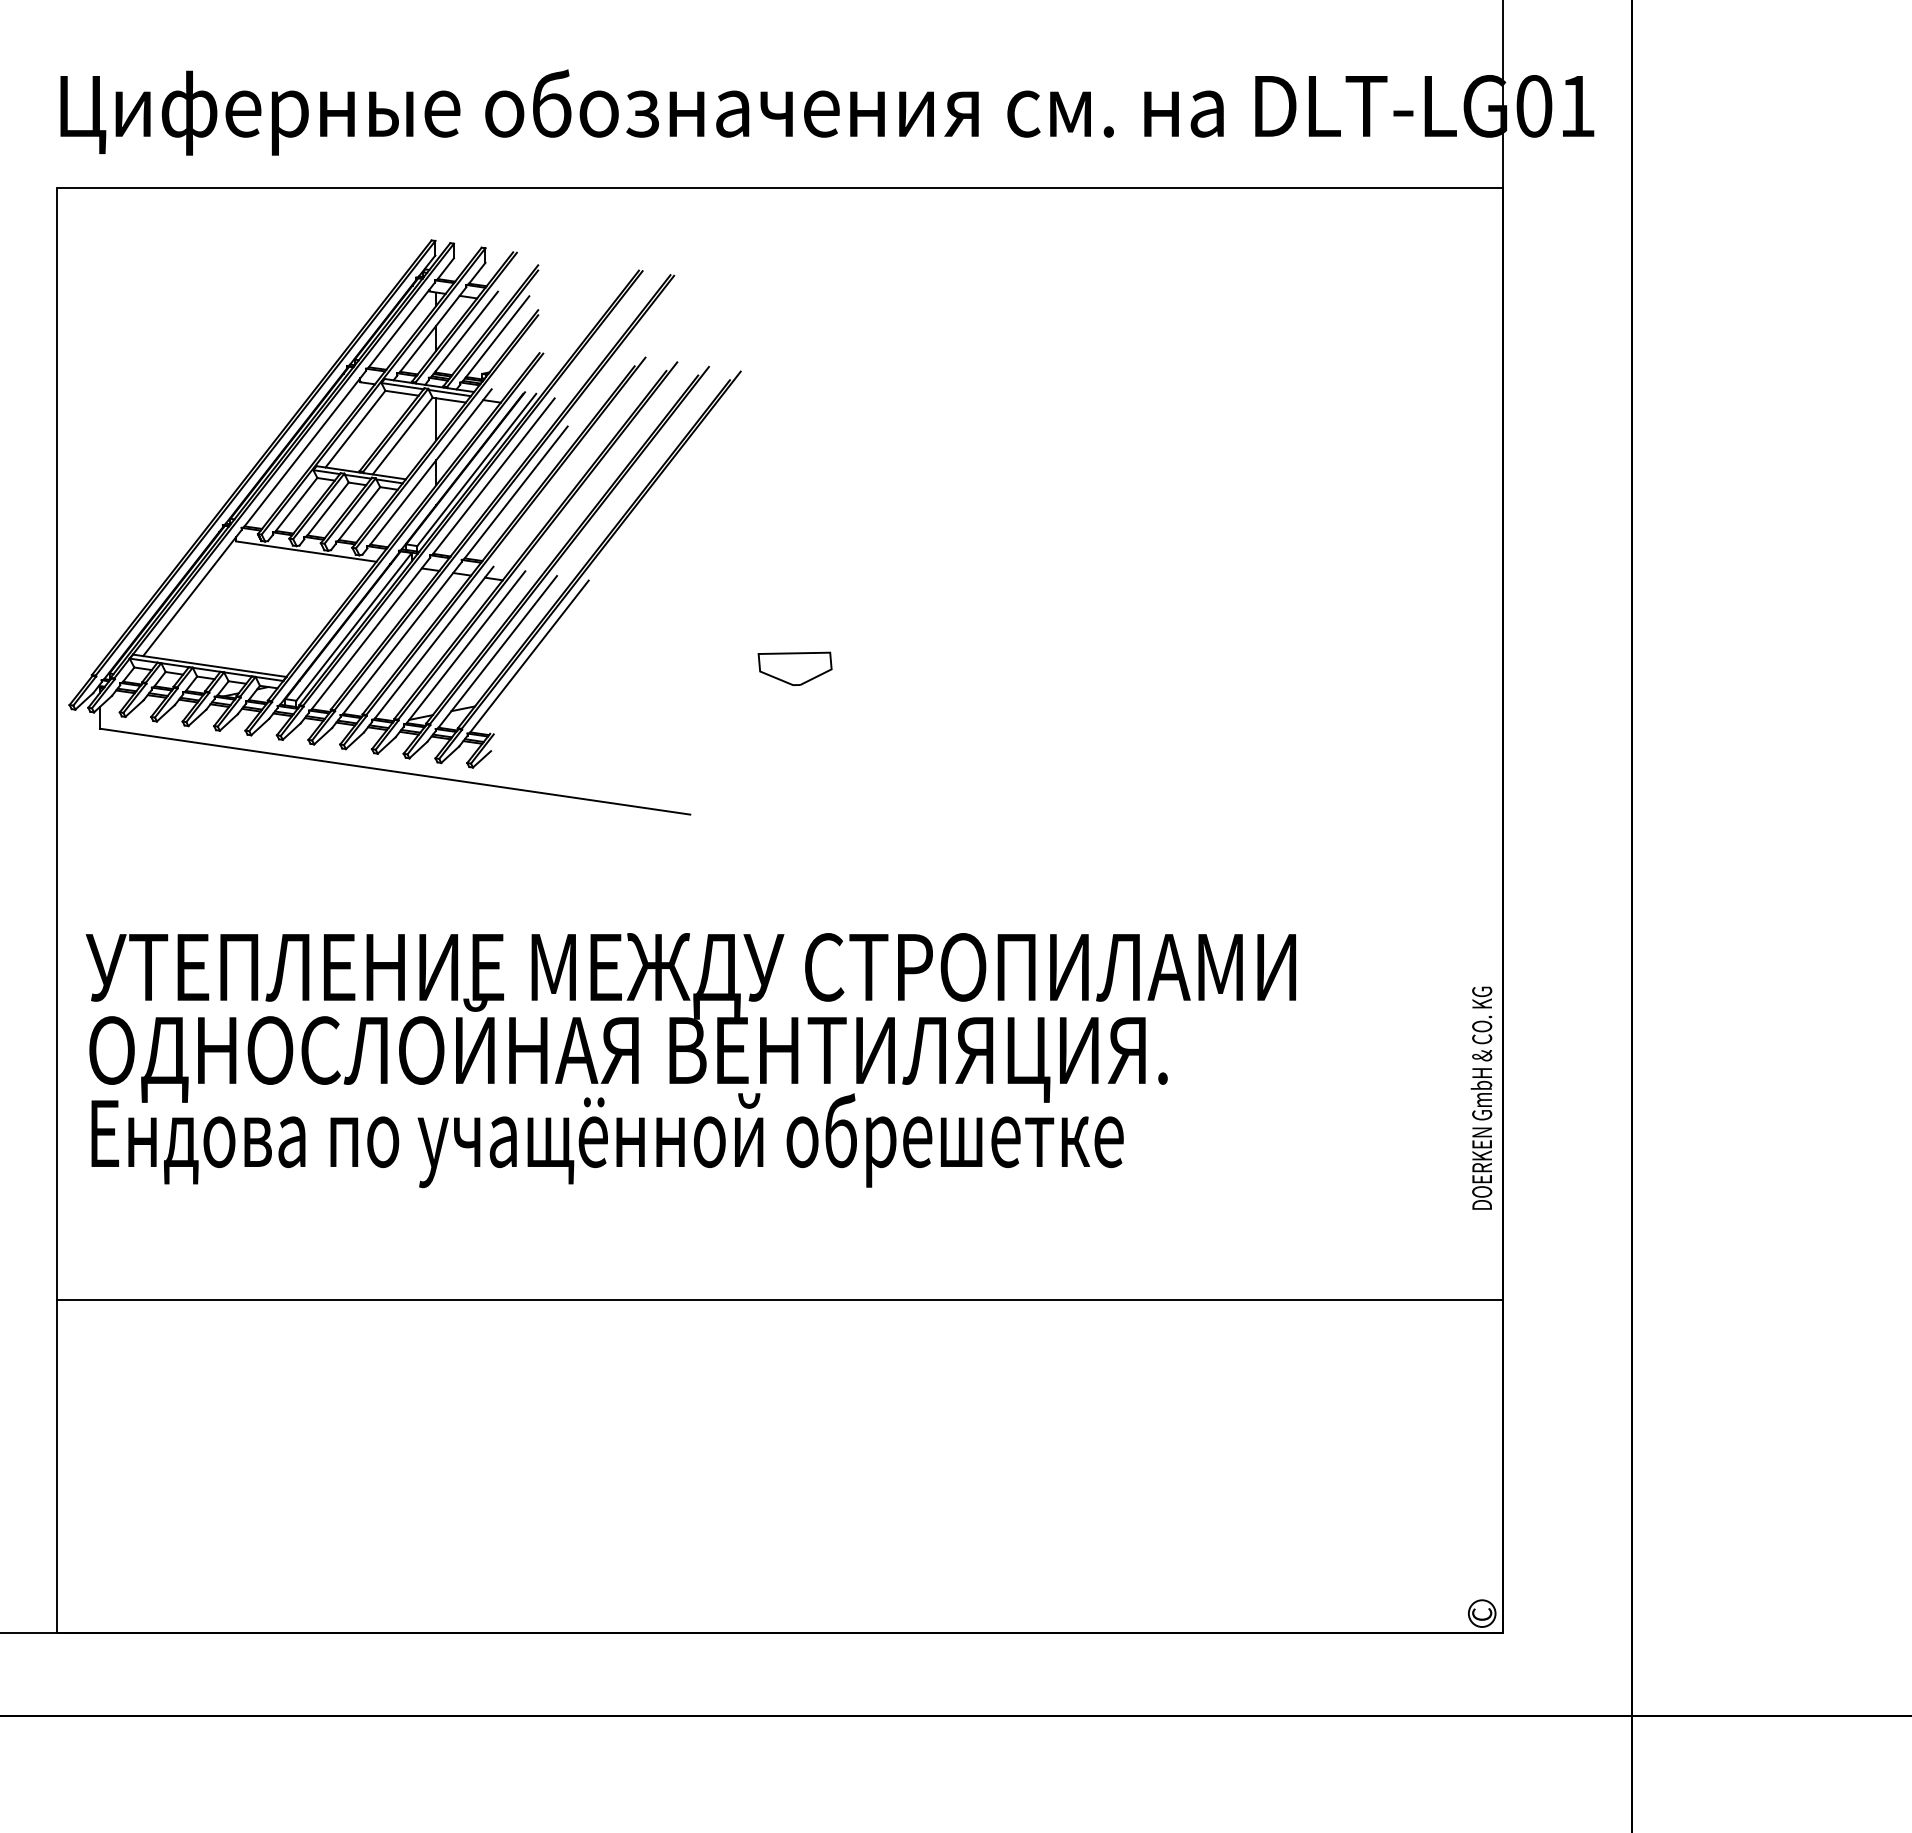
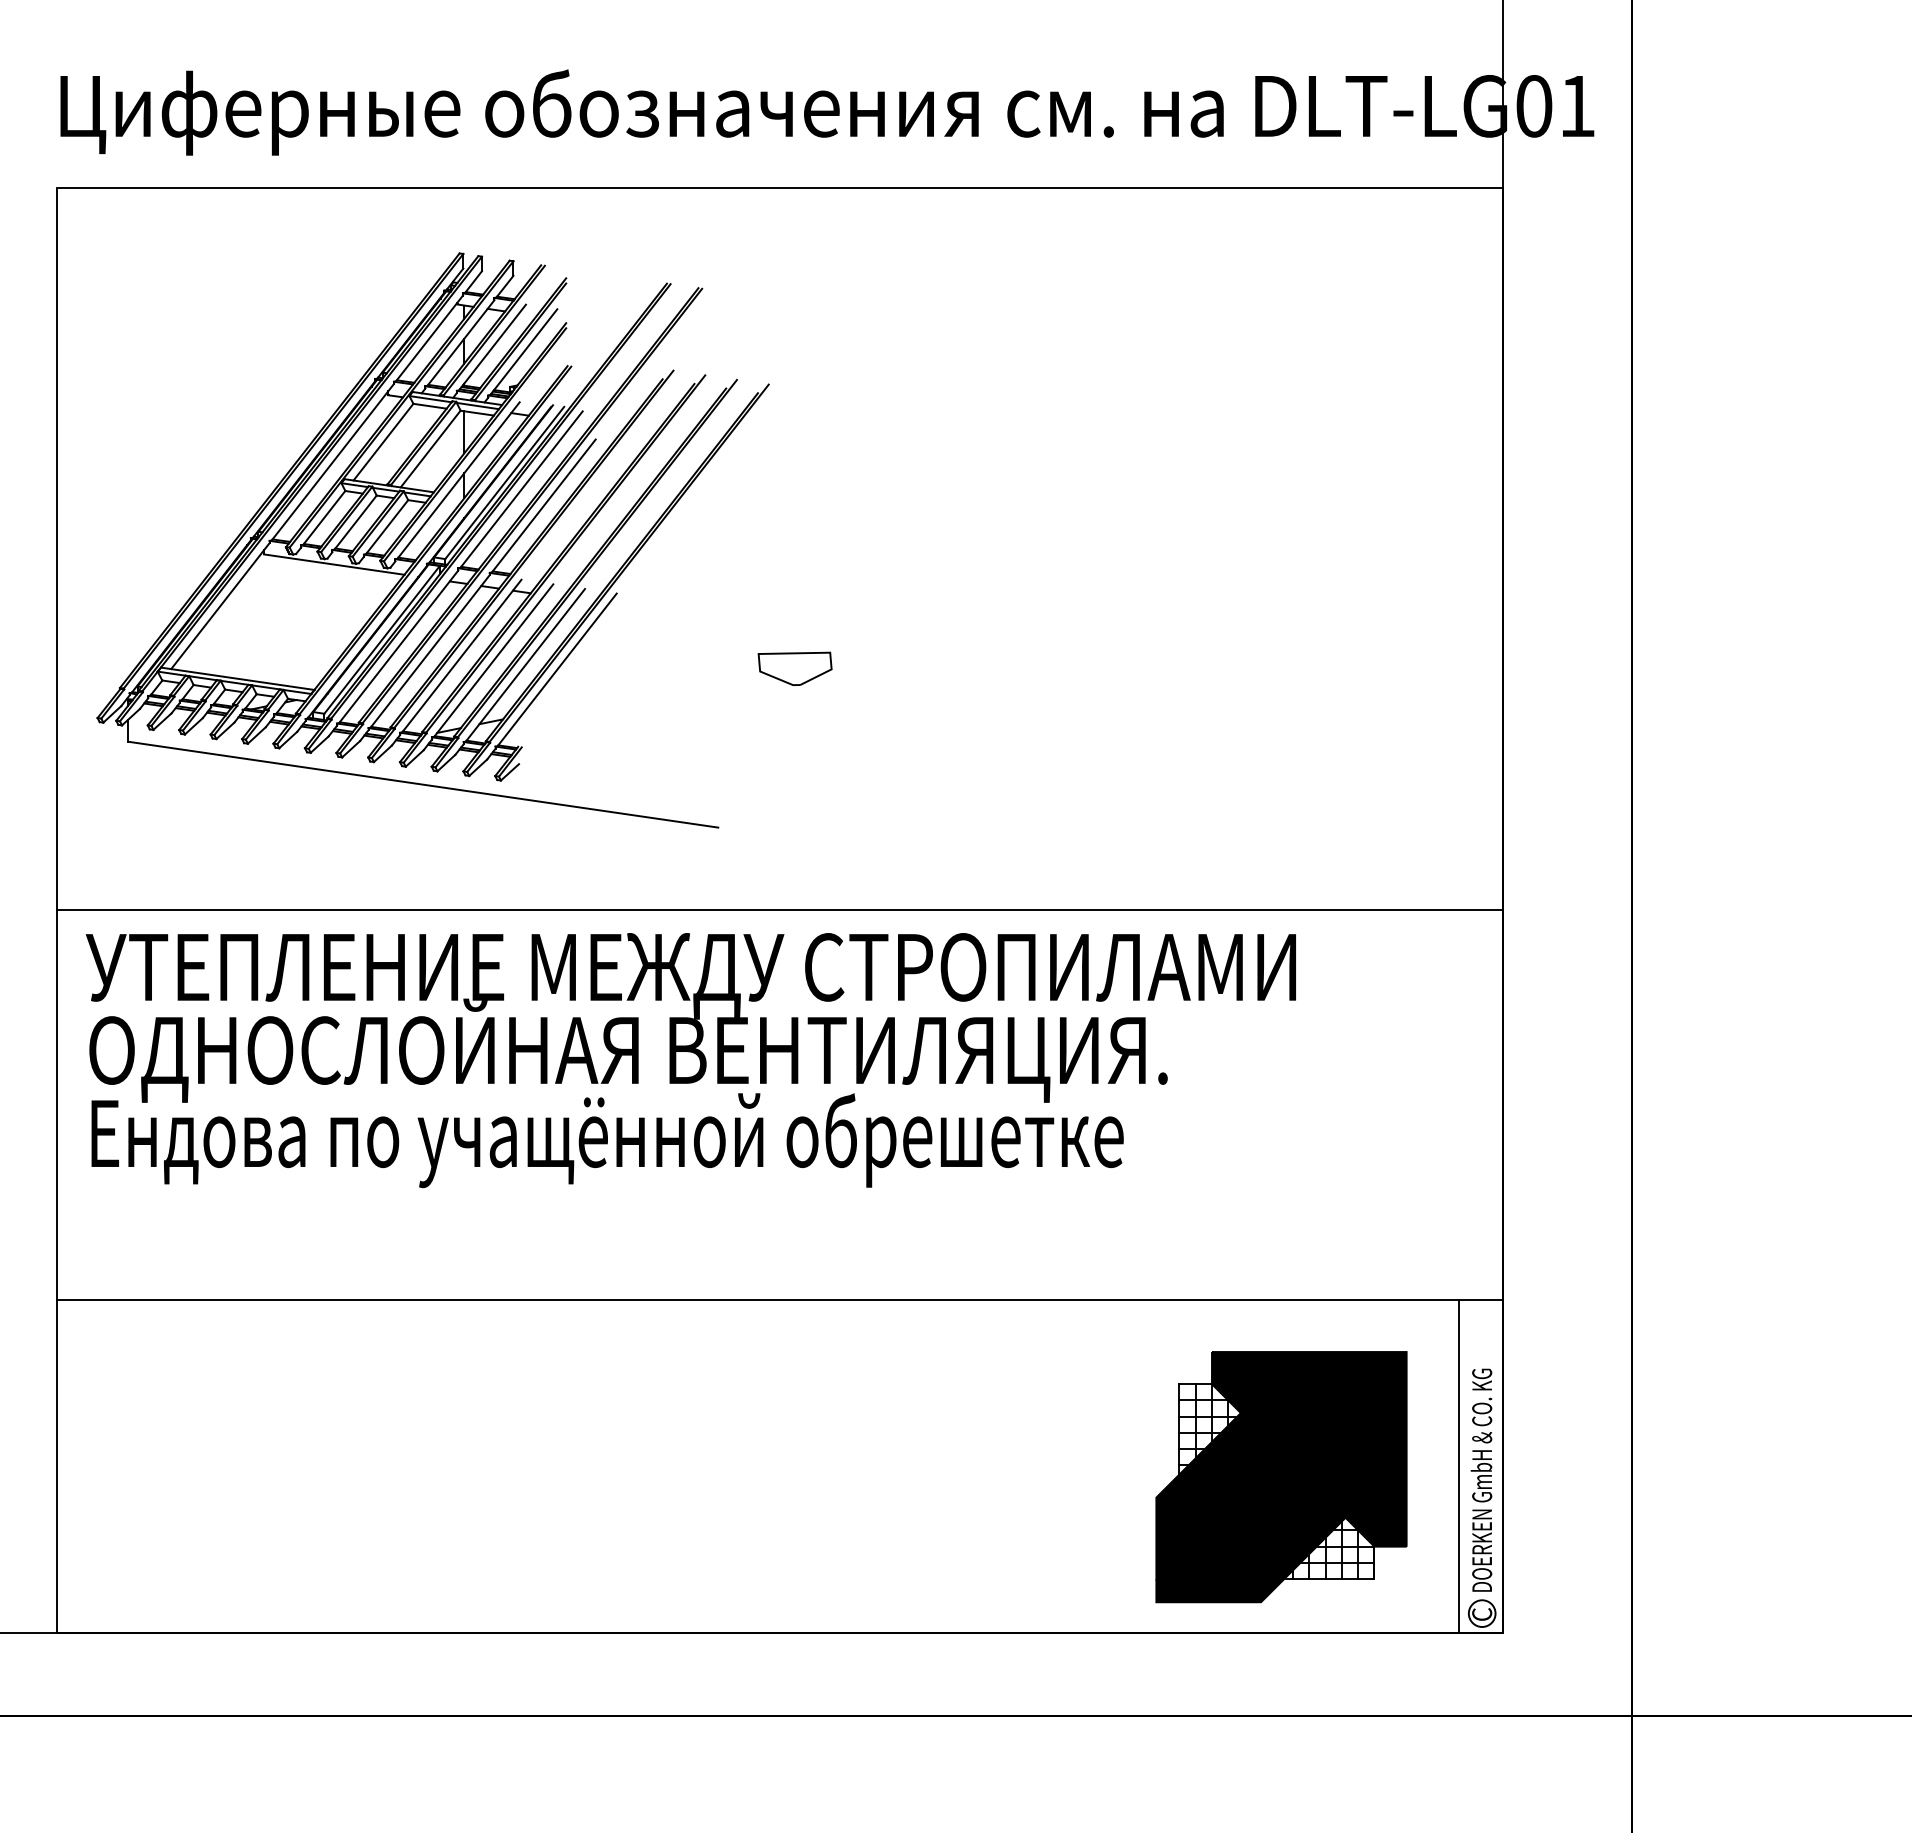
part position: (404, 527) -> (432, 540) (432, 540)
line: none -> present (780, 910)
text position: (1481, 1097) -> (1481, 1479) (1481, 1479)
line: none -> present (1459, 1466)
part: none -> present (1281, 1477)
